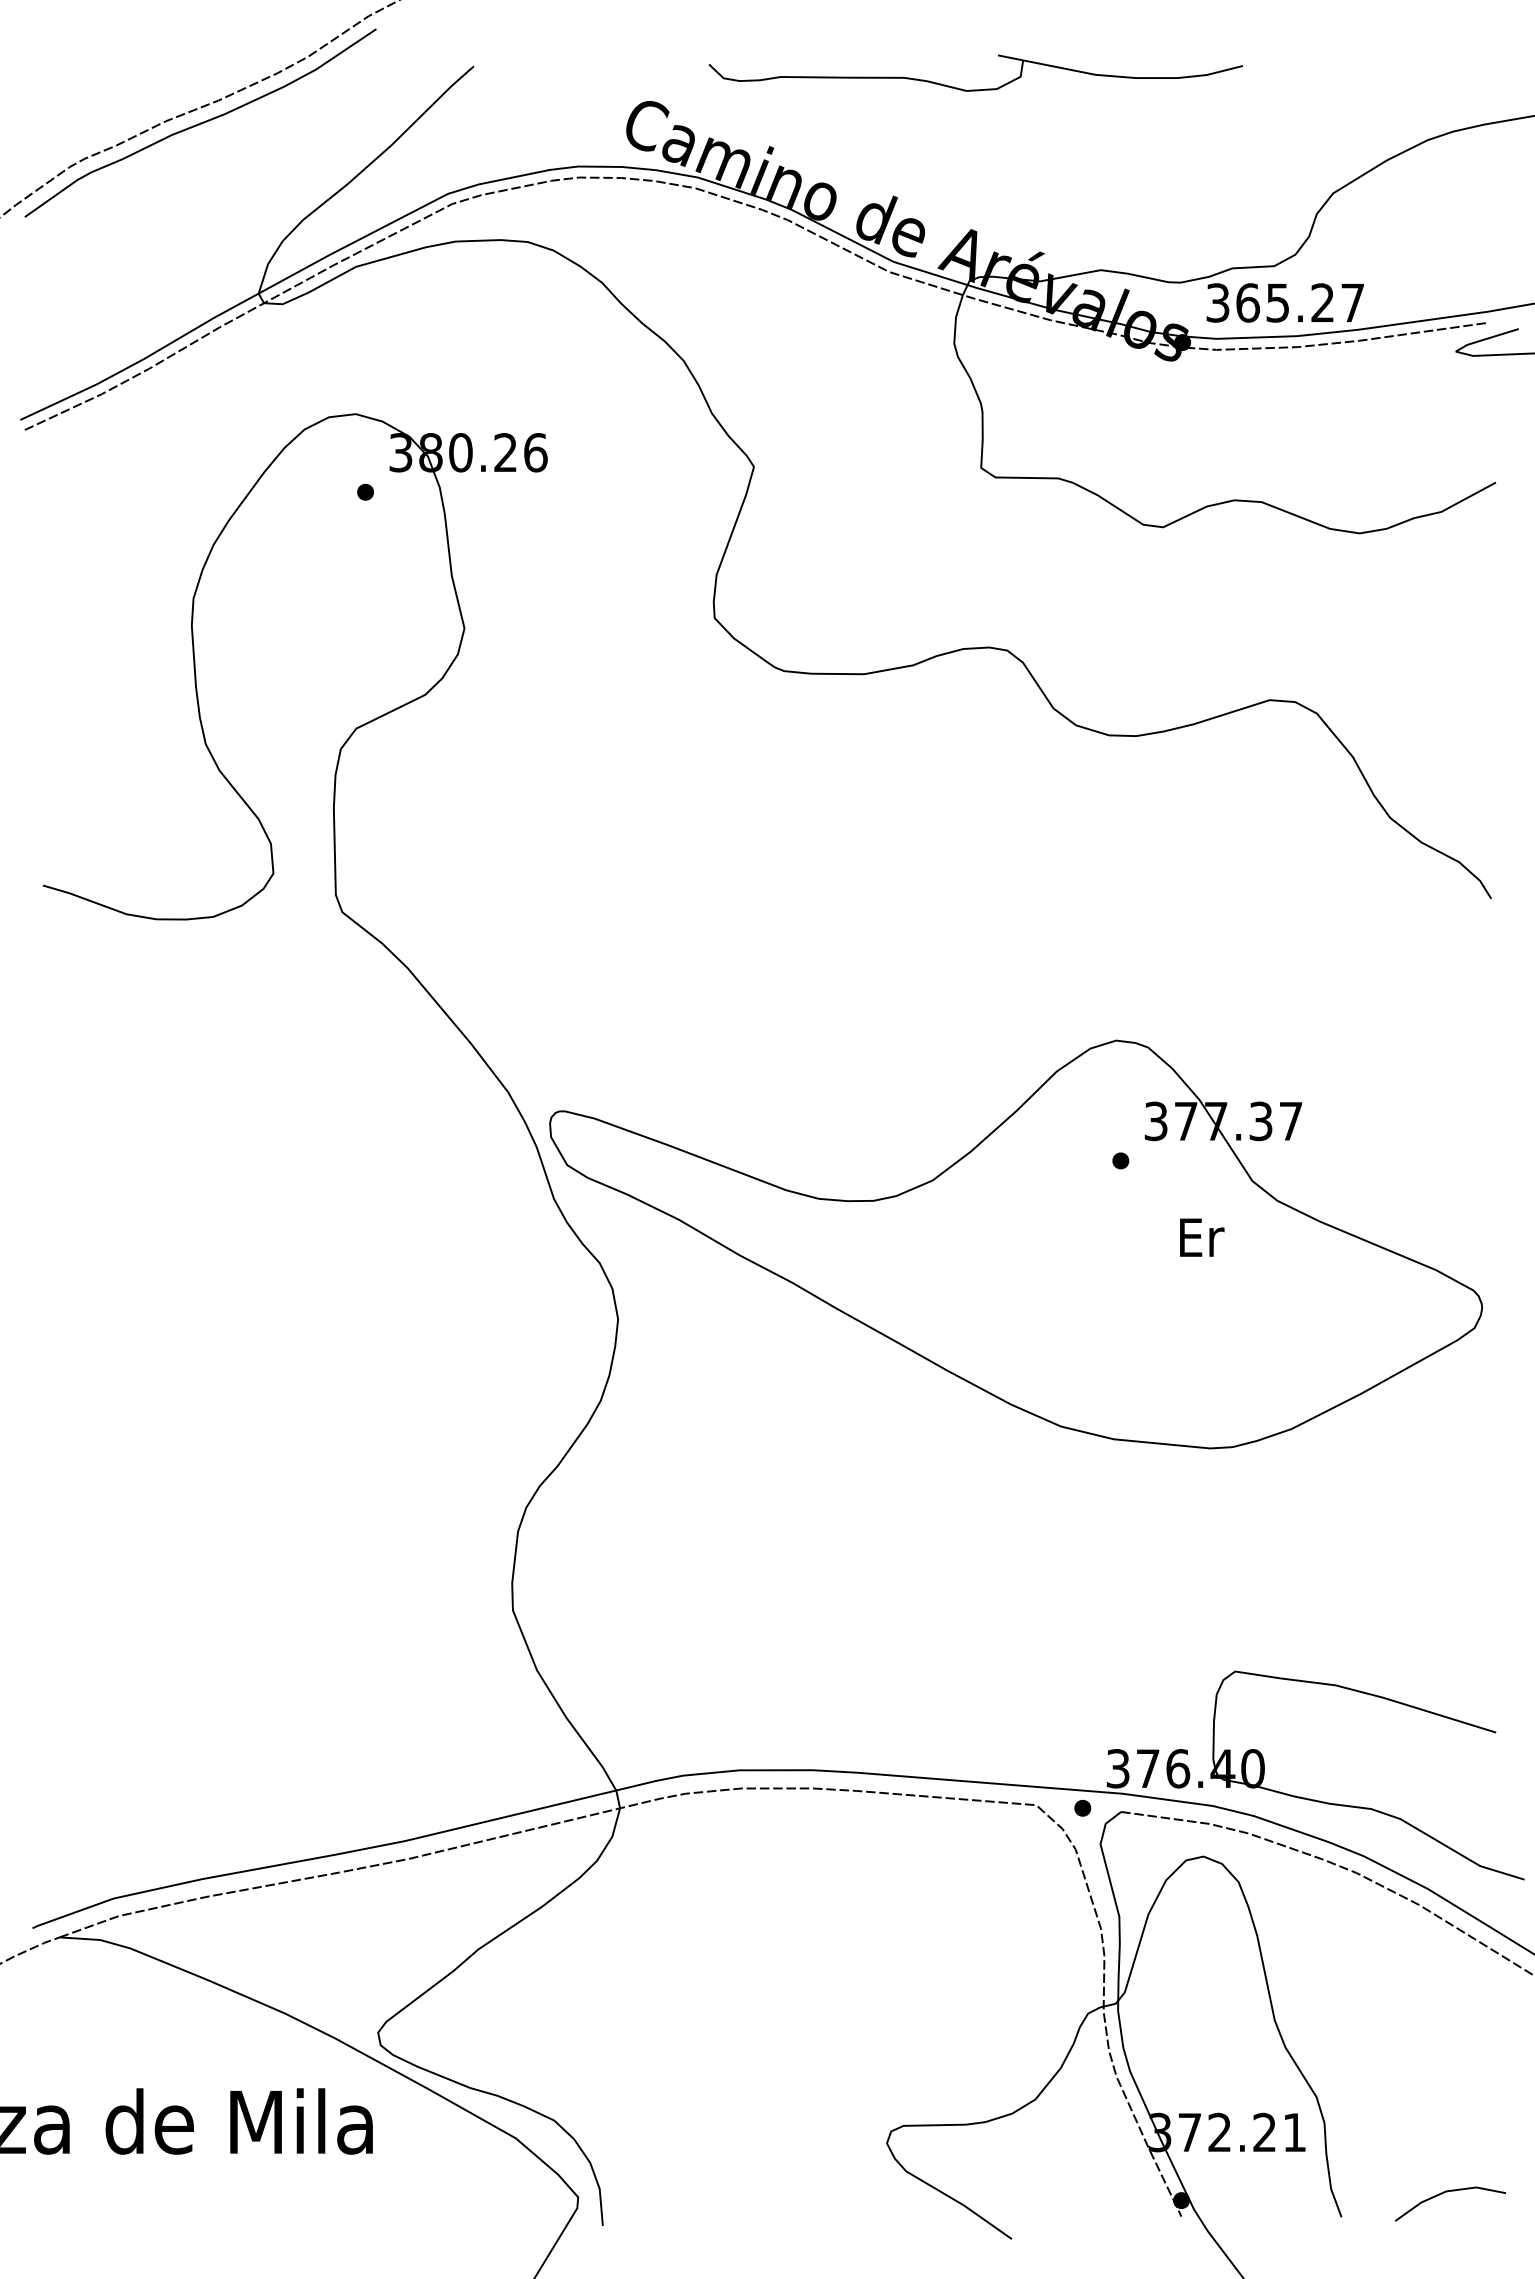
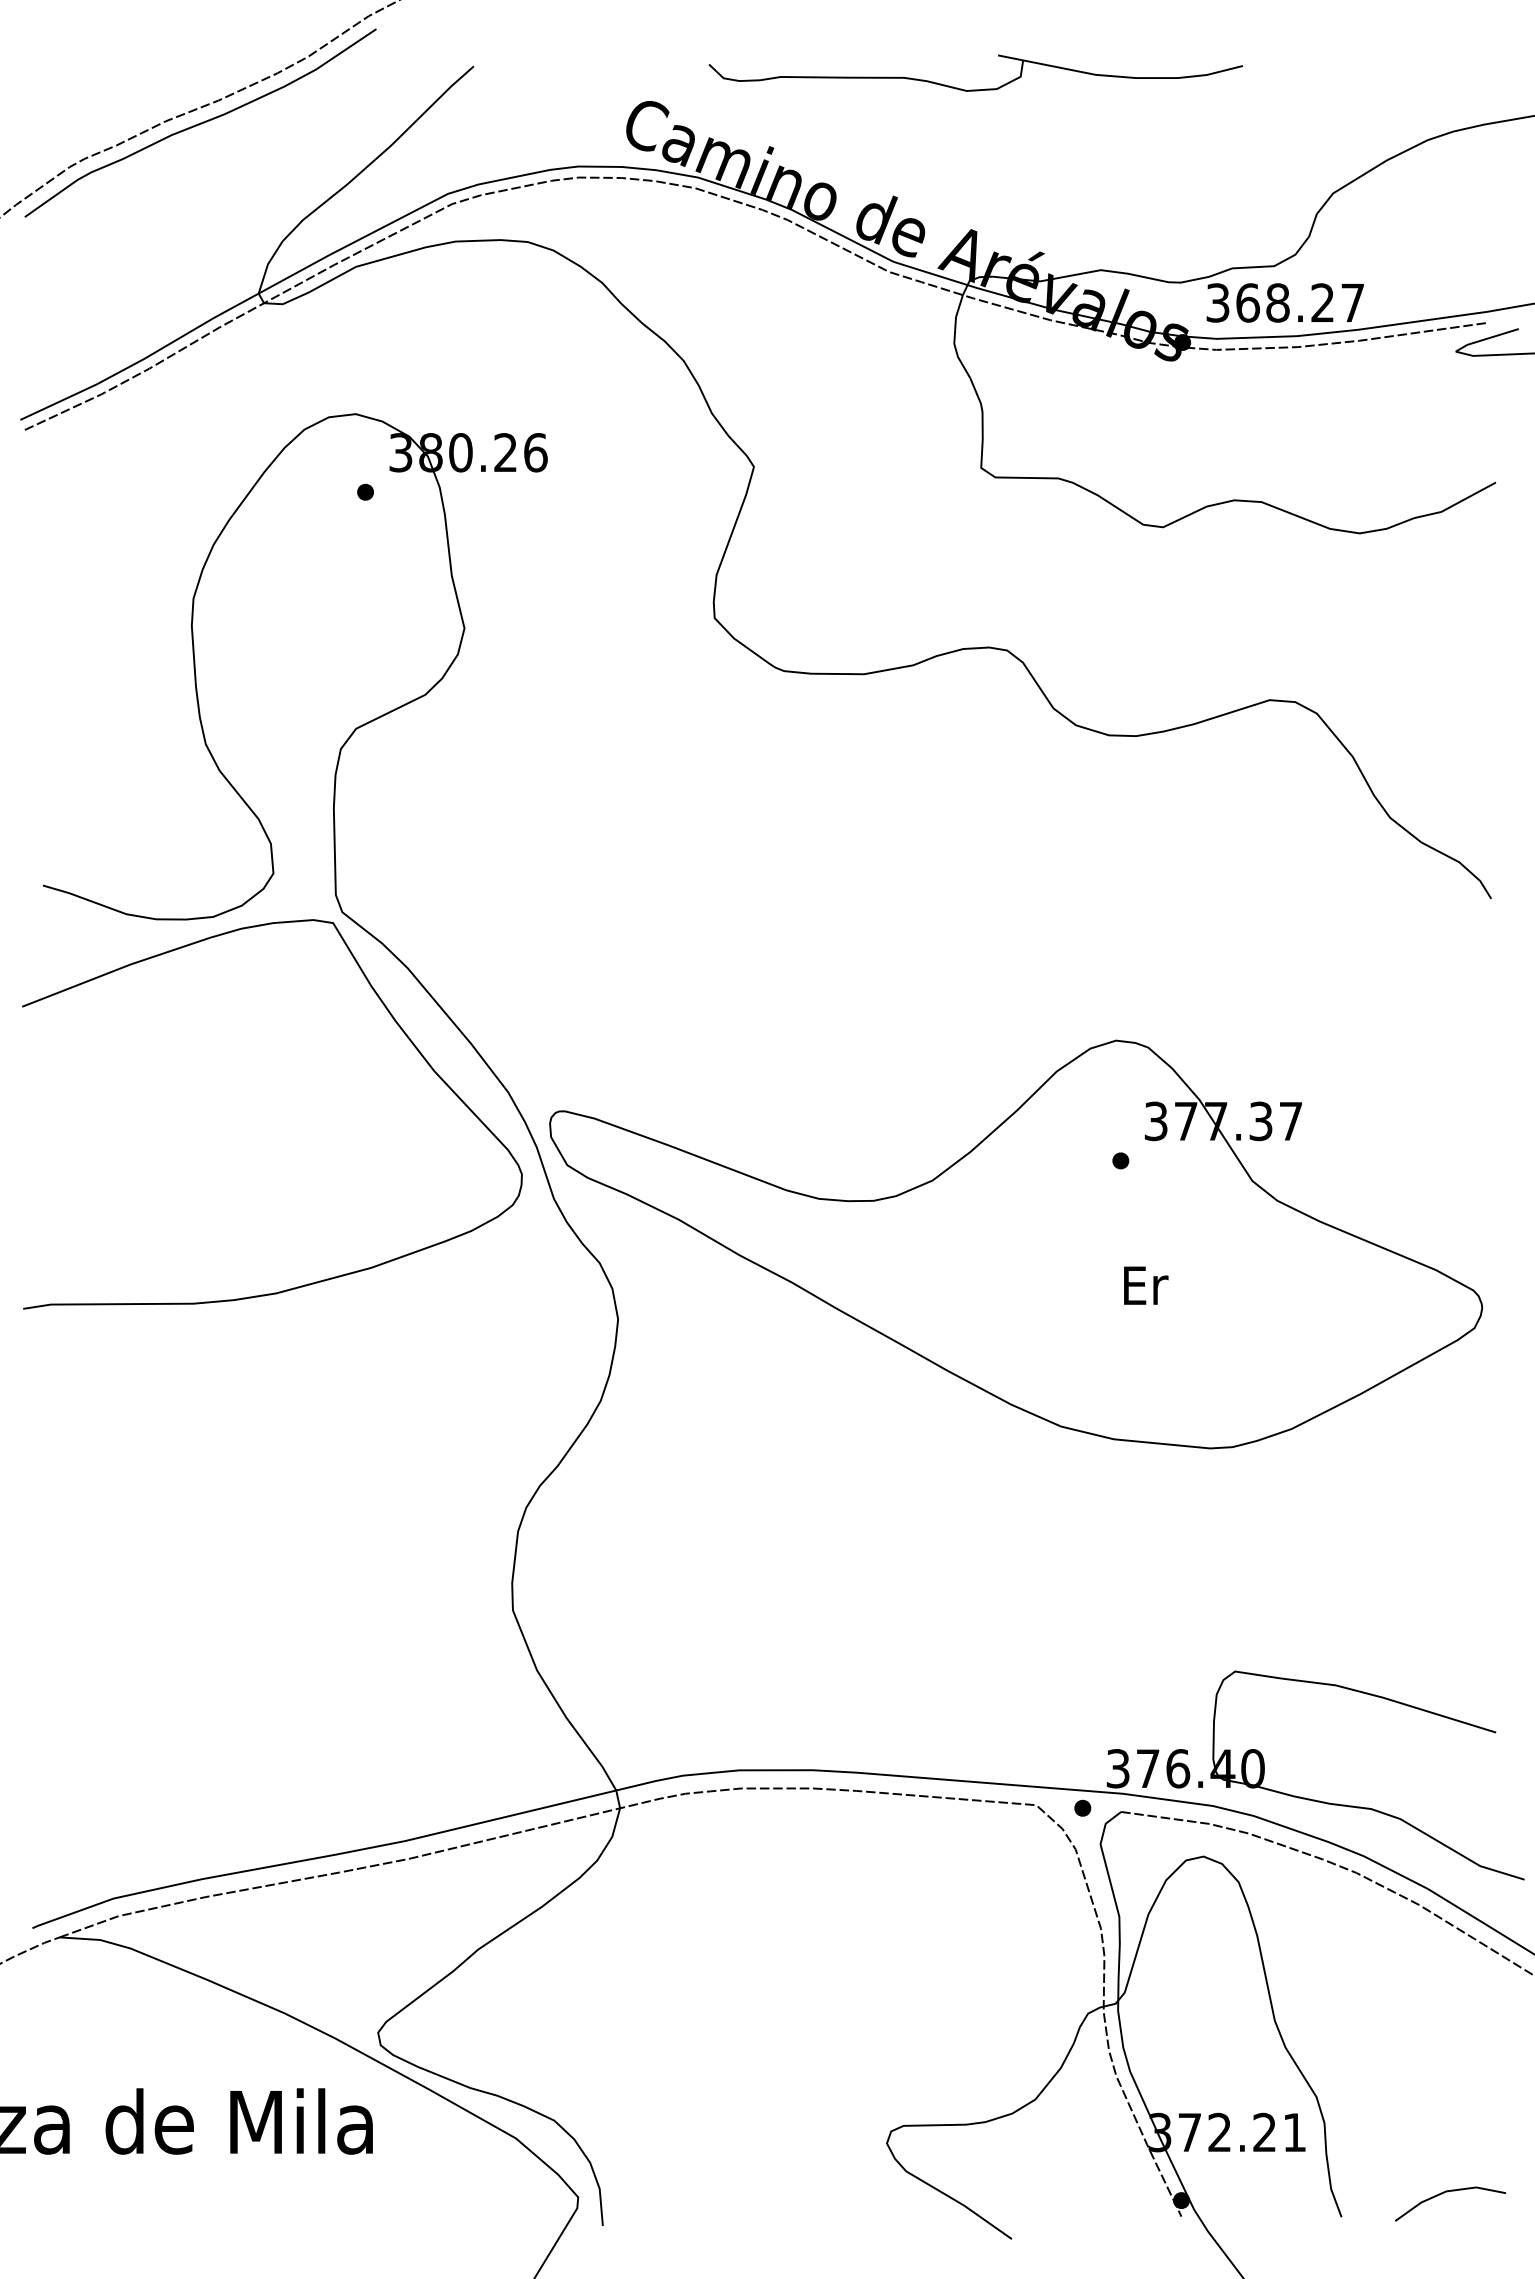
text: 365.27 -> 368.27 (1277, 302)
curve: none -> present (394, 1021)
text position: (1202, 1237) -> (1146, 1285) (1146, 1285)
